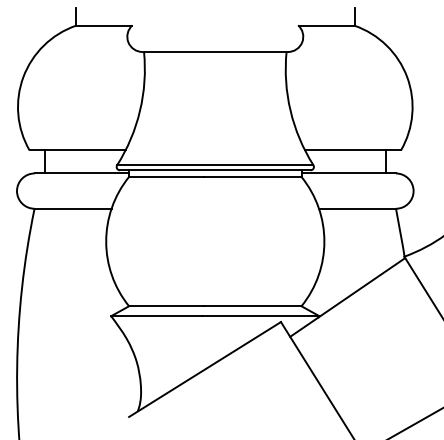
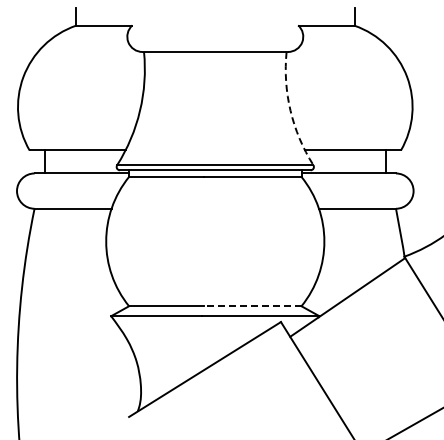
arc: solid -> dashed (290, 110)
line: solid -> dashed (252, 306)
